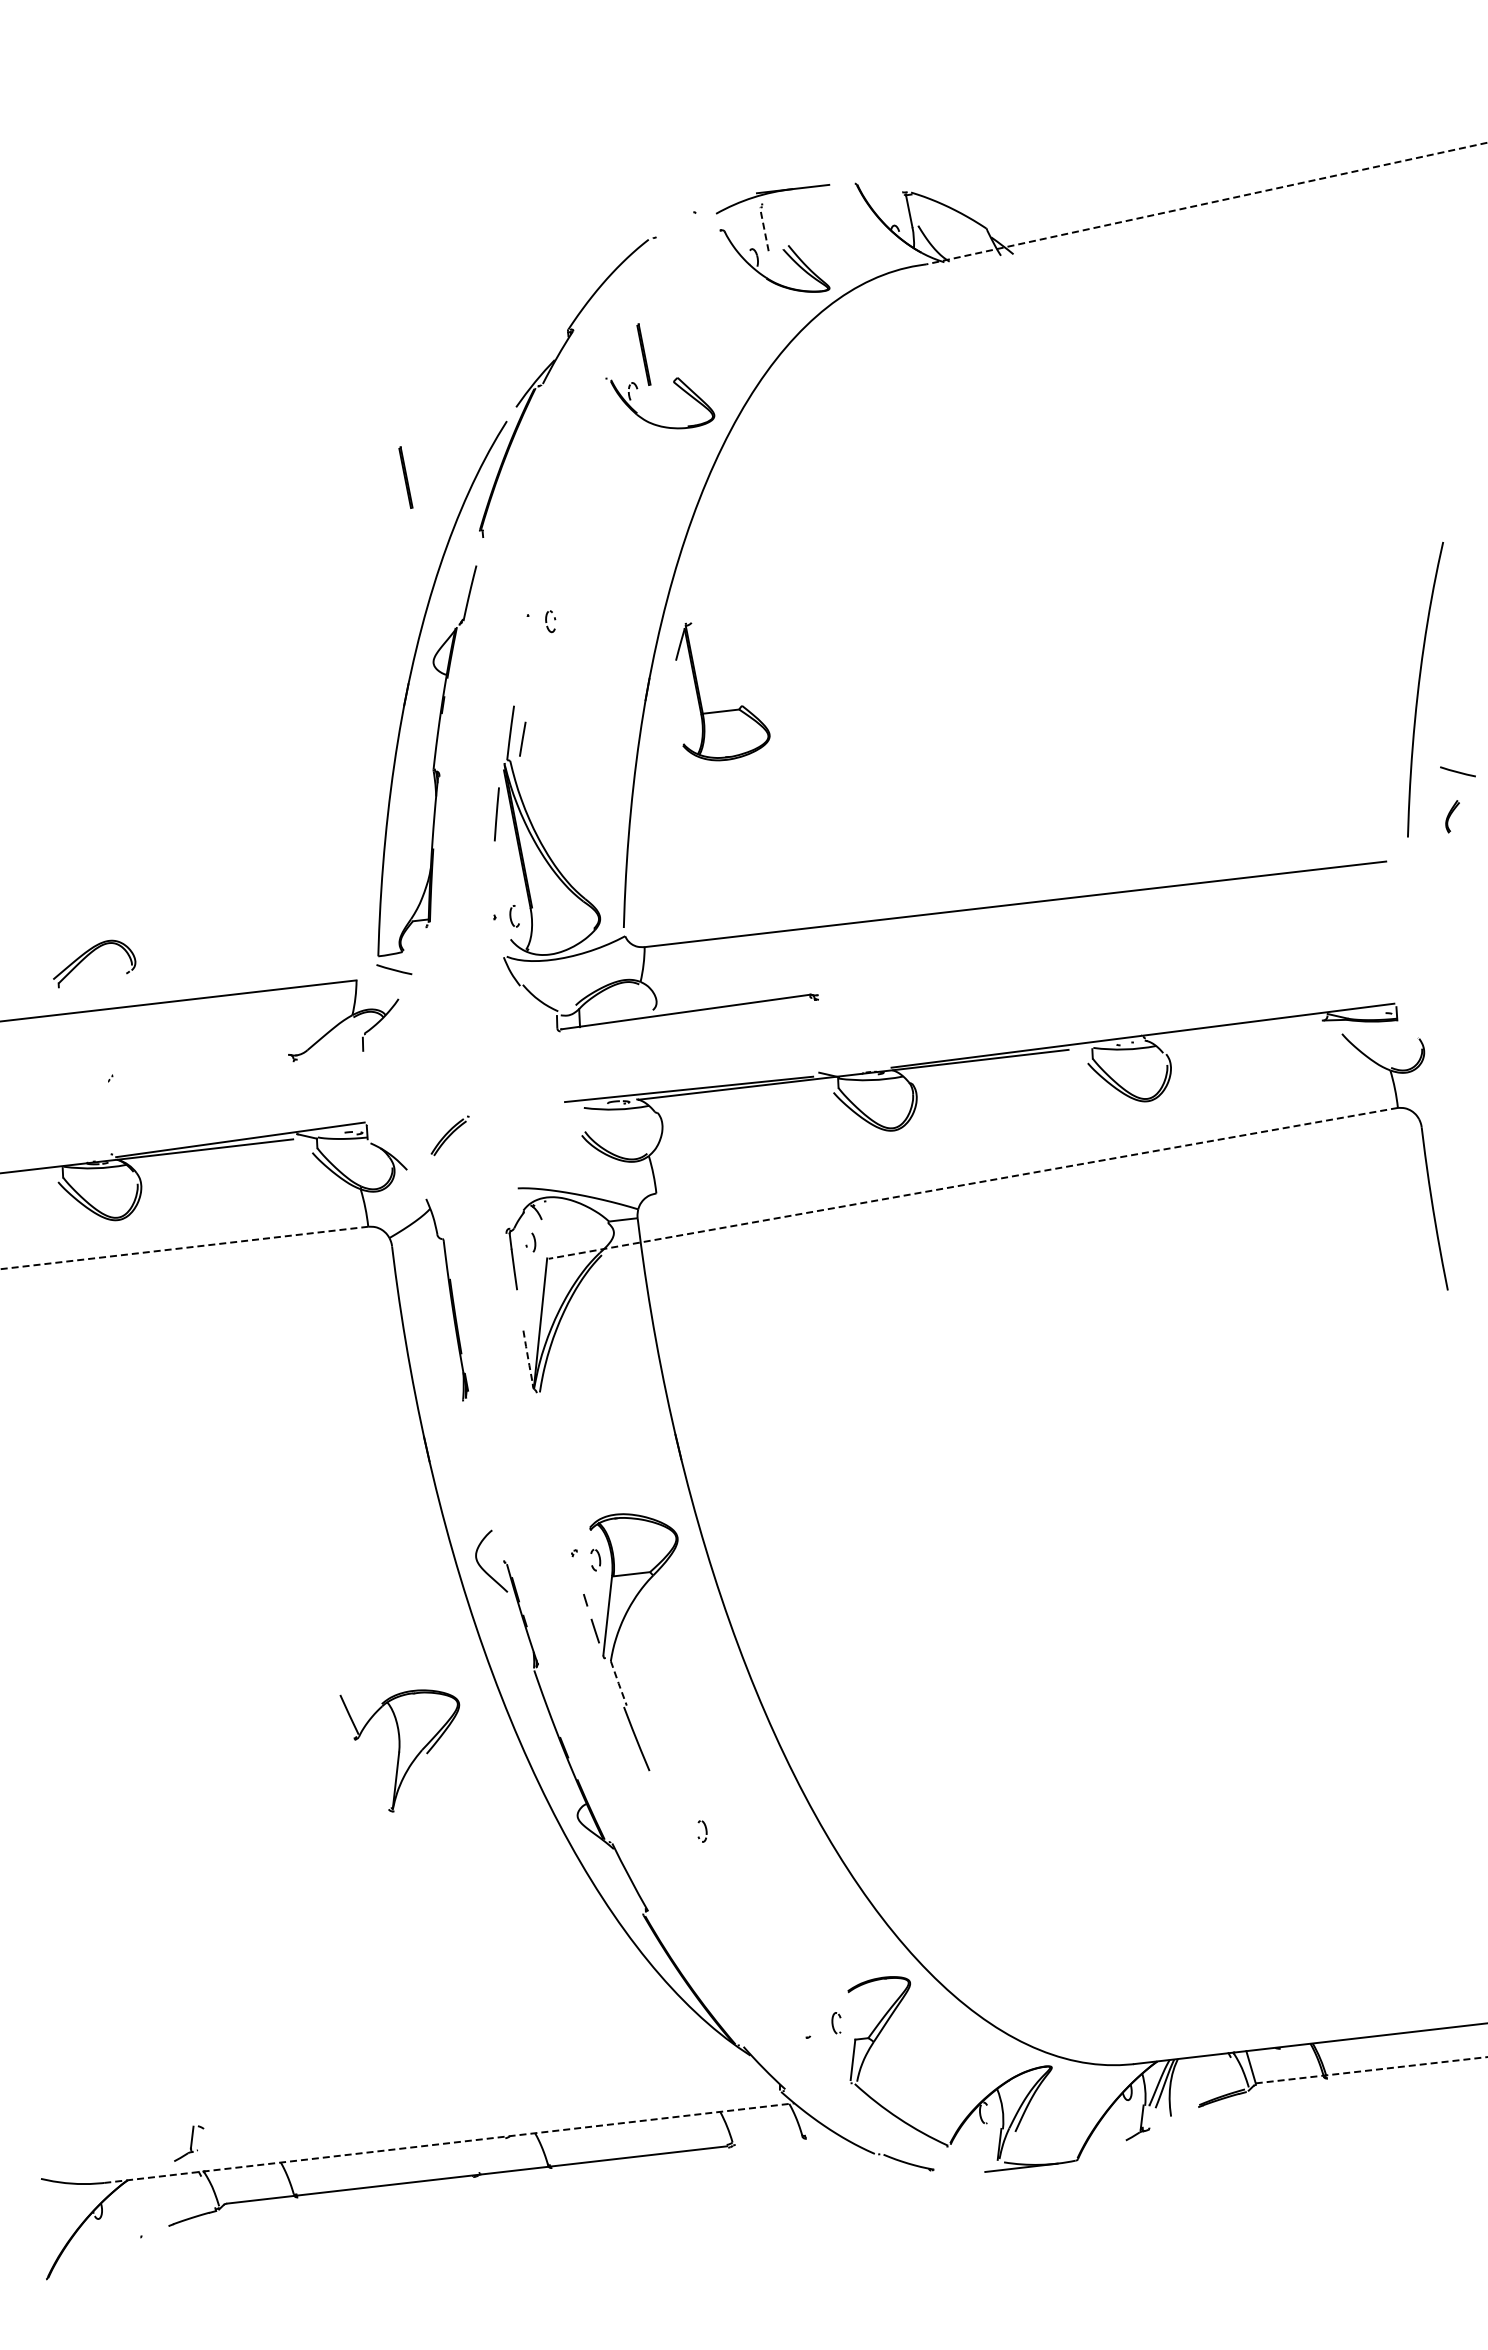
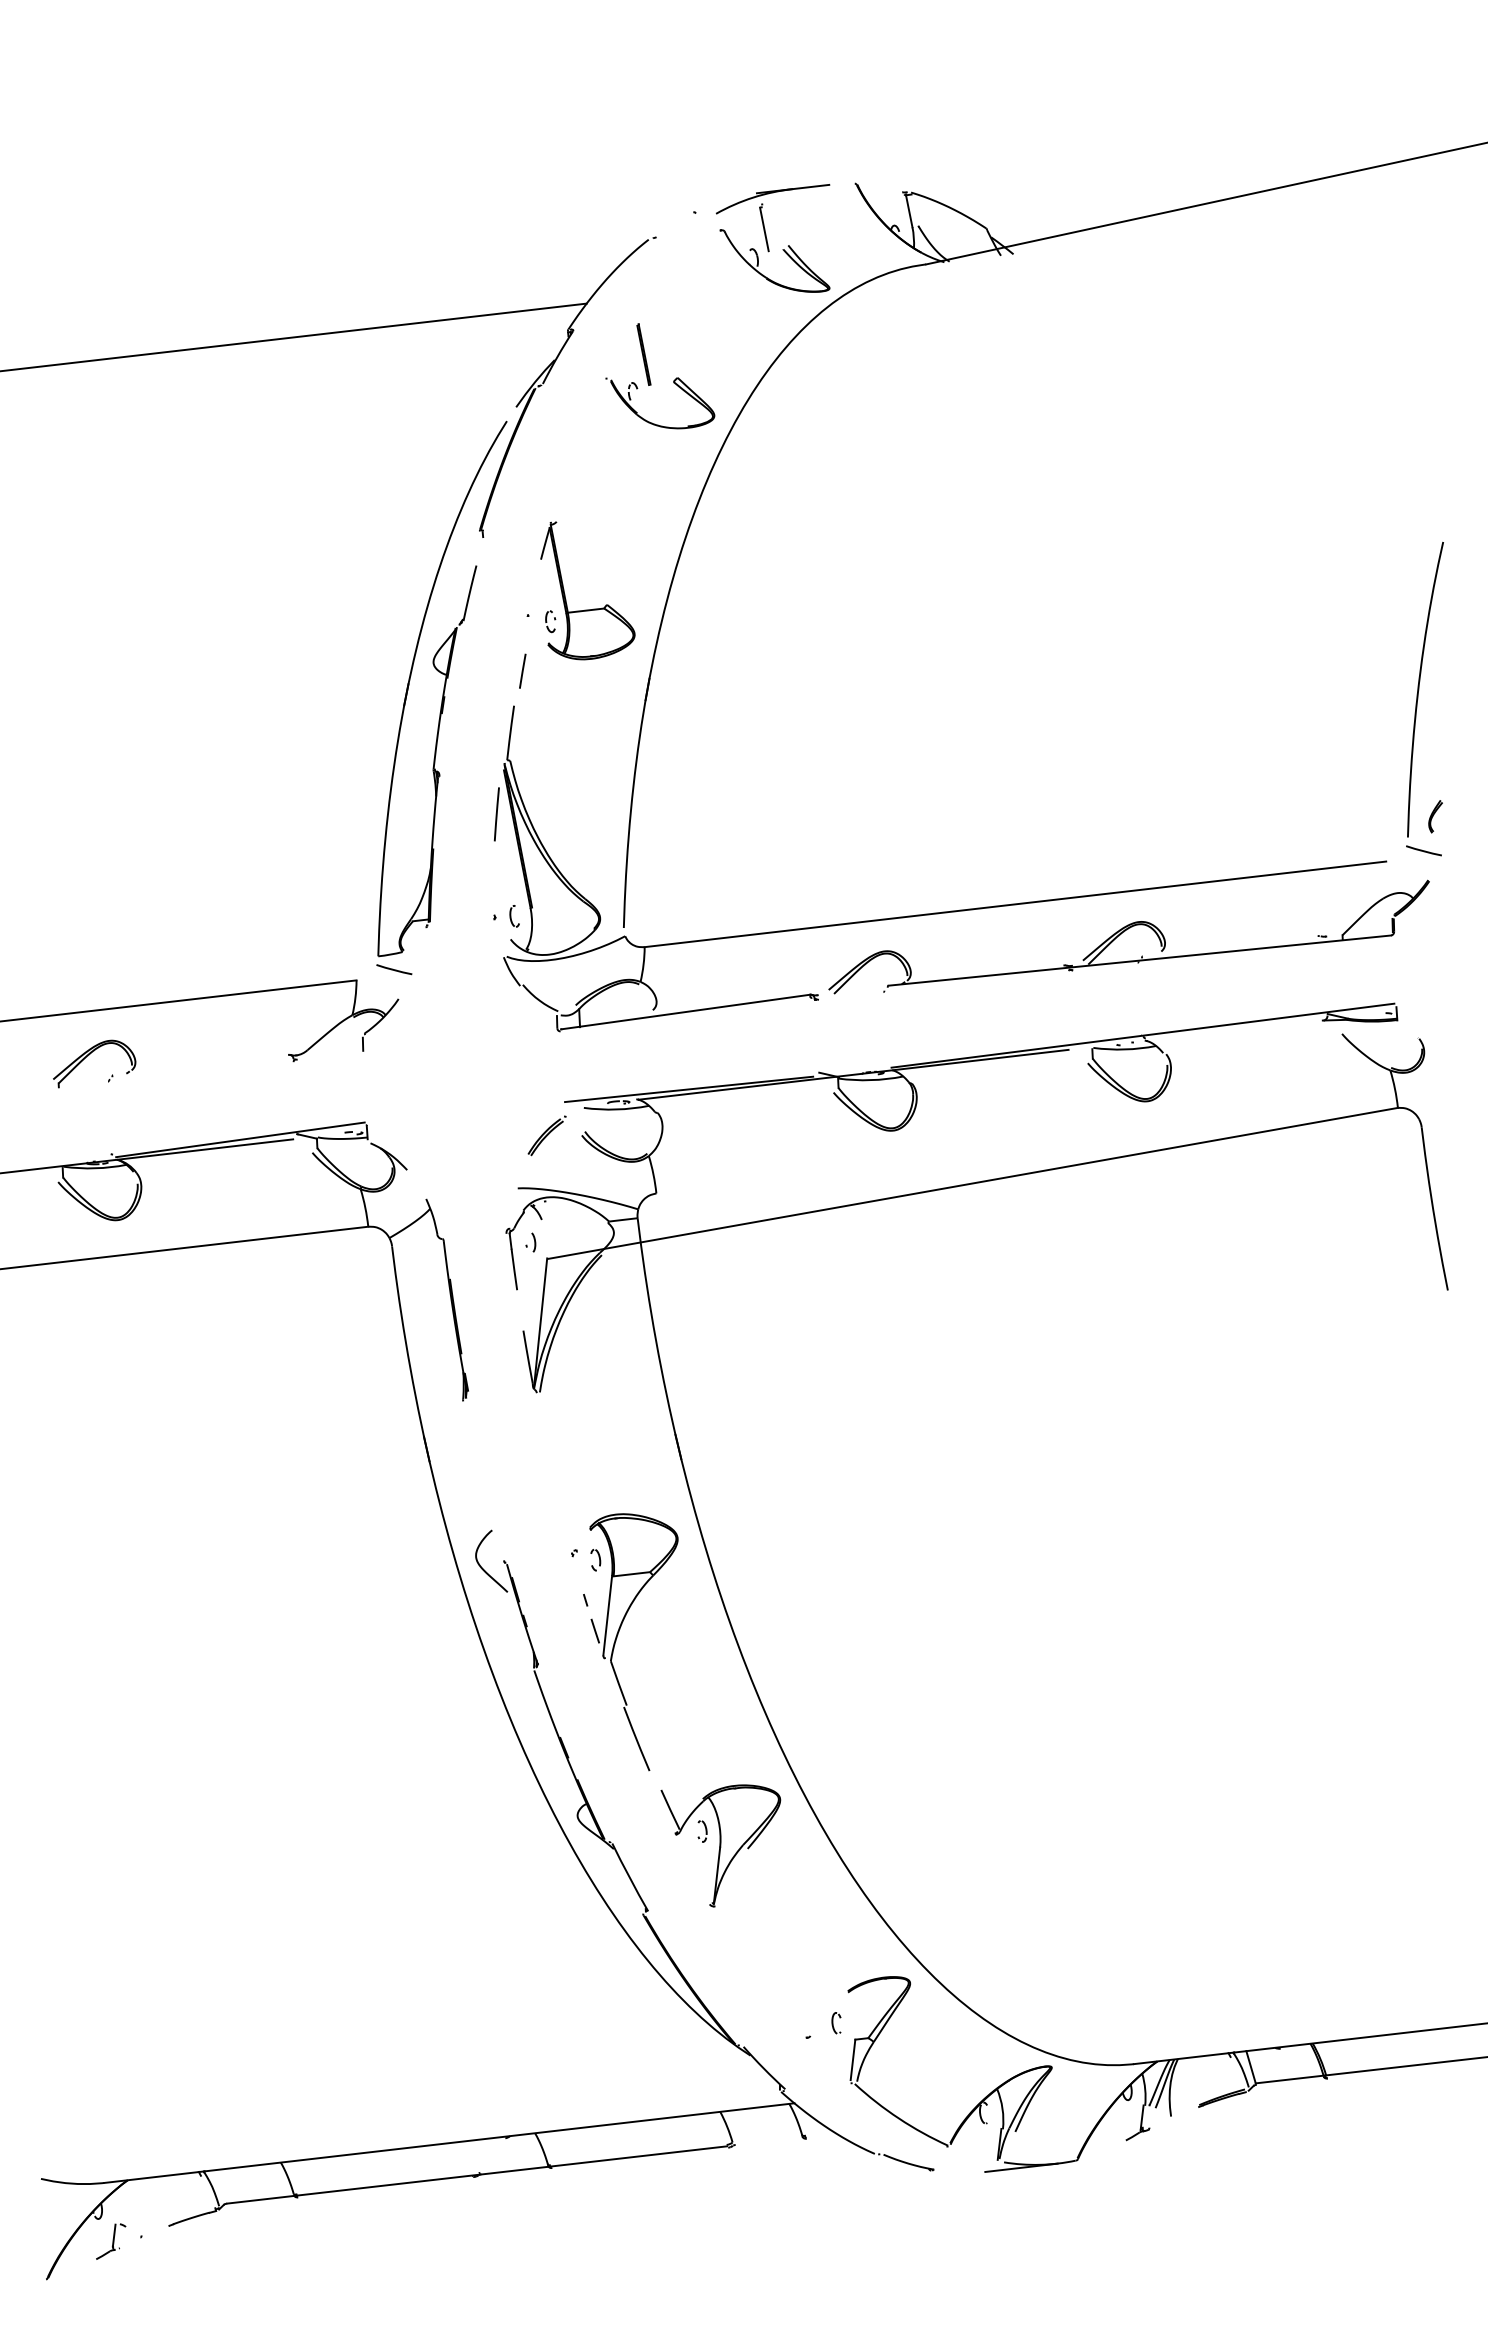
line: dashed -> solid (1206, 203)
line: dashed -> solid (764, 228)
line: none -> present (294, 336)
line: present -> none (405, 477)
part position: (728, 709) -> (593, 608) (593, 608)
line position: (522, 738) -> (522, 670) (522, 670)
line position: (1457, 771) -> (1423, 850) (1423, 850)
part position: (1452, 816) -> (1435, 816) (1435, 816)
part: none -> present (1128, 936)
part position: (89, 955) -> (89, 1055) (89, 1055)
part position: (449, 1135) -> (546, 1135) (546, 1135)
line: dashed -> solid (972, 1183)
line: dashed -> solid (183, 1248)
line: dashed -> solid (527, 1357)
line: dashed -> solid (618, 1683)
part position: (399, 1750) -> (720, 1845) (720, 1845)
line: dashed -> solid (1371, 2070)
part position: (189, 2143) -> (111, 2241) (111, 2241)
line: dashed -> solid (449, 2143)
